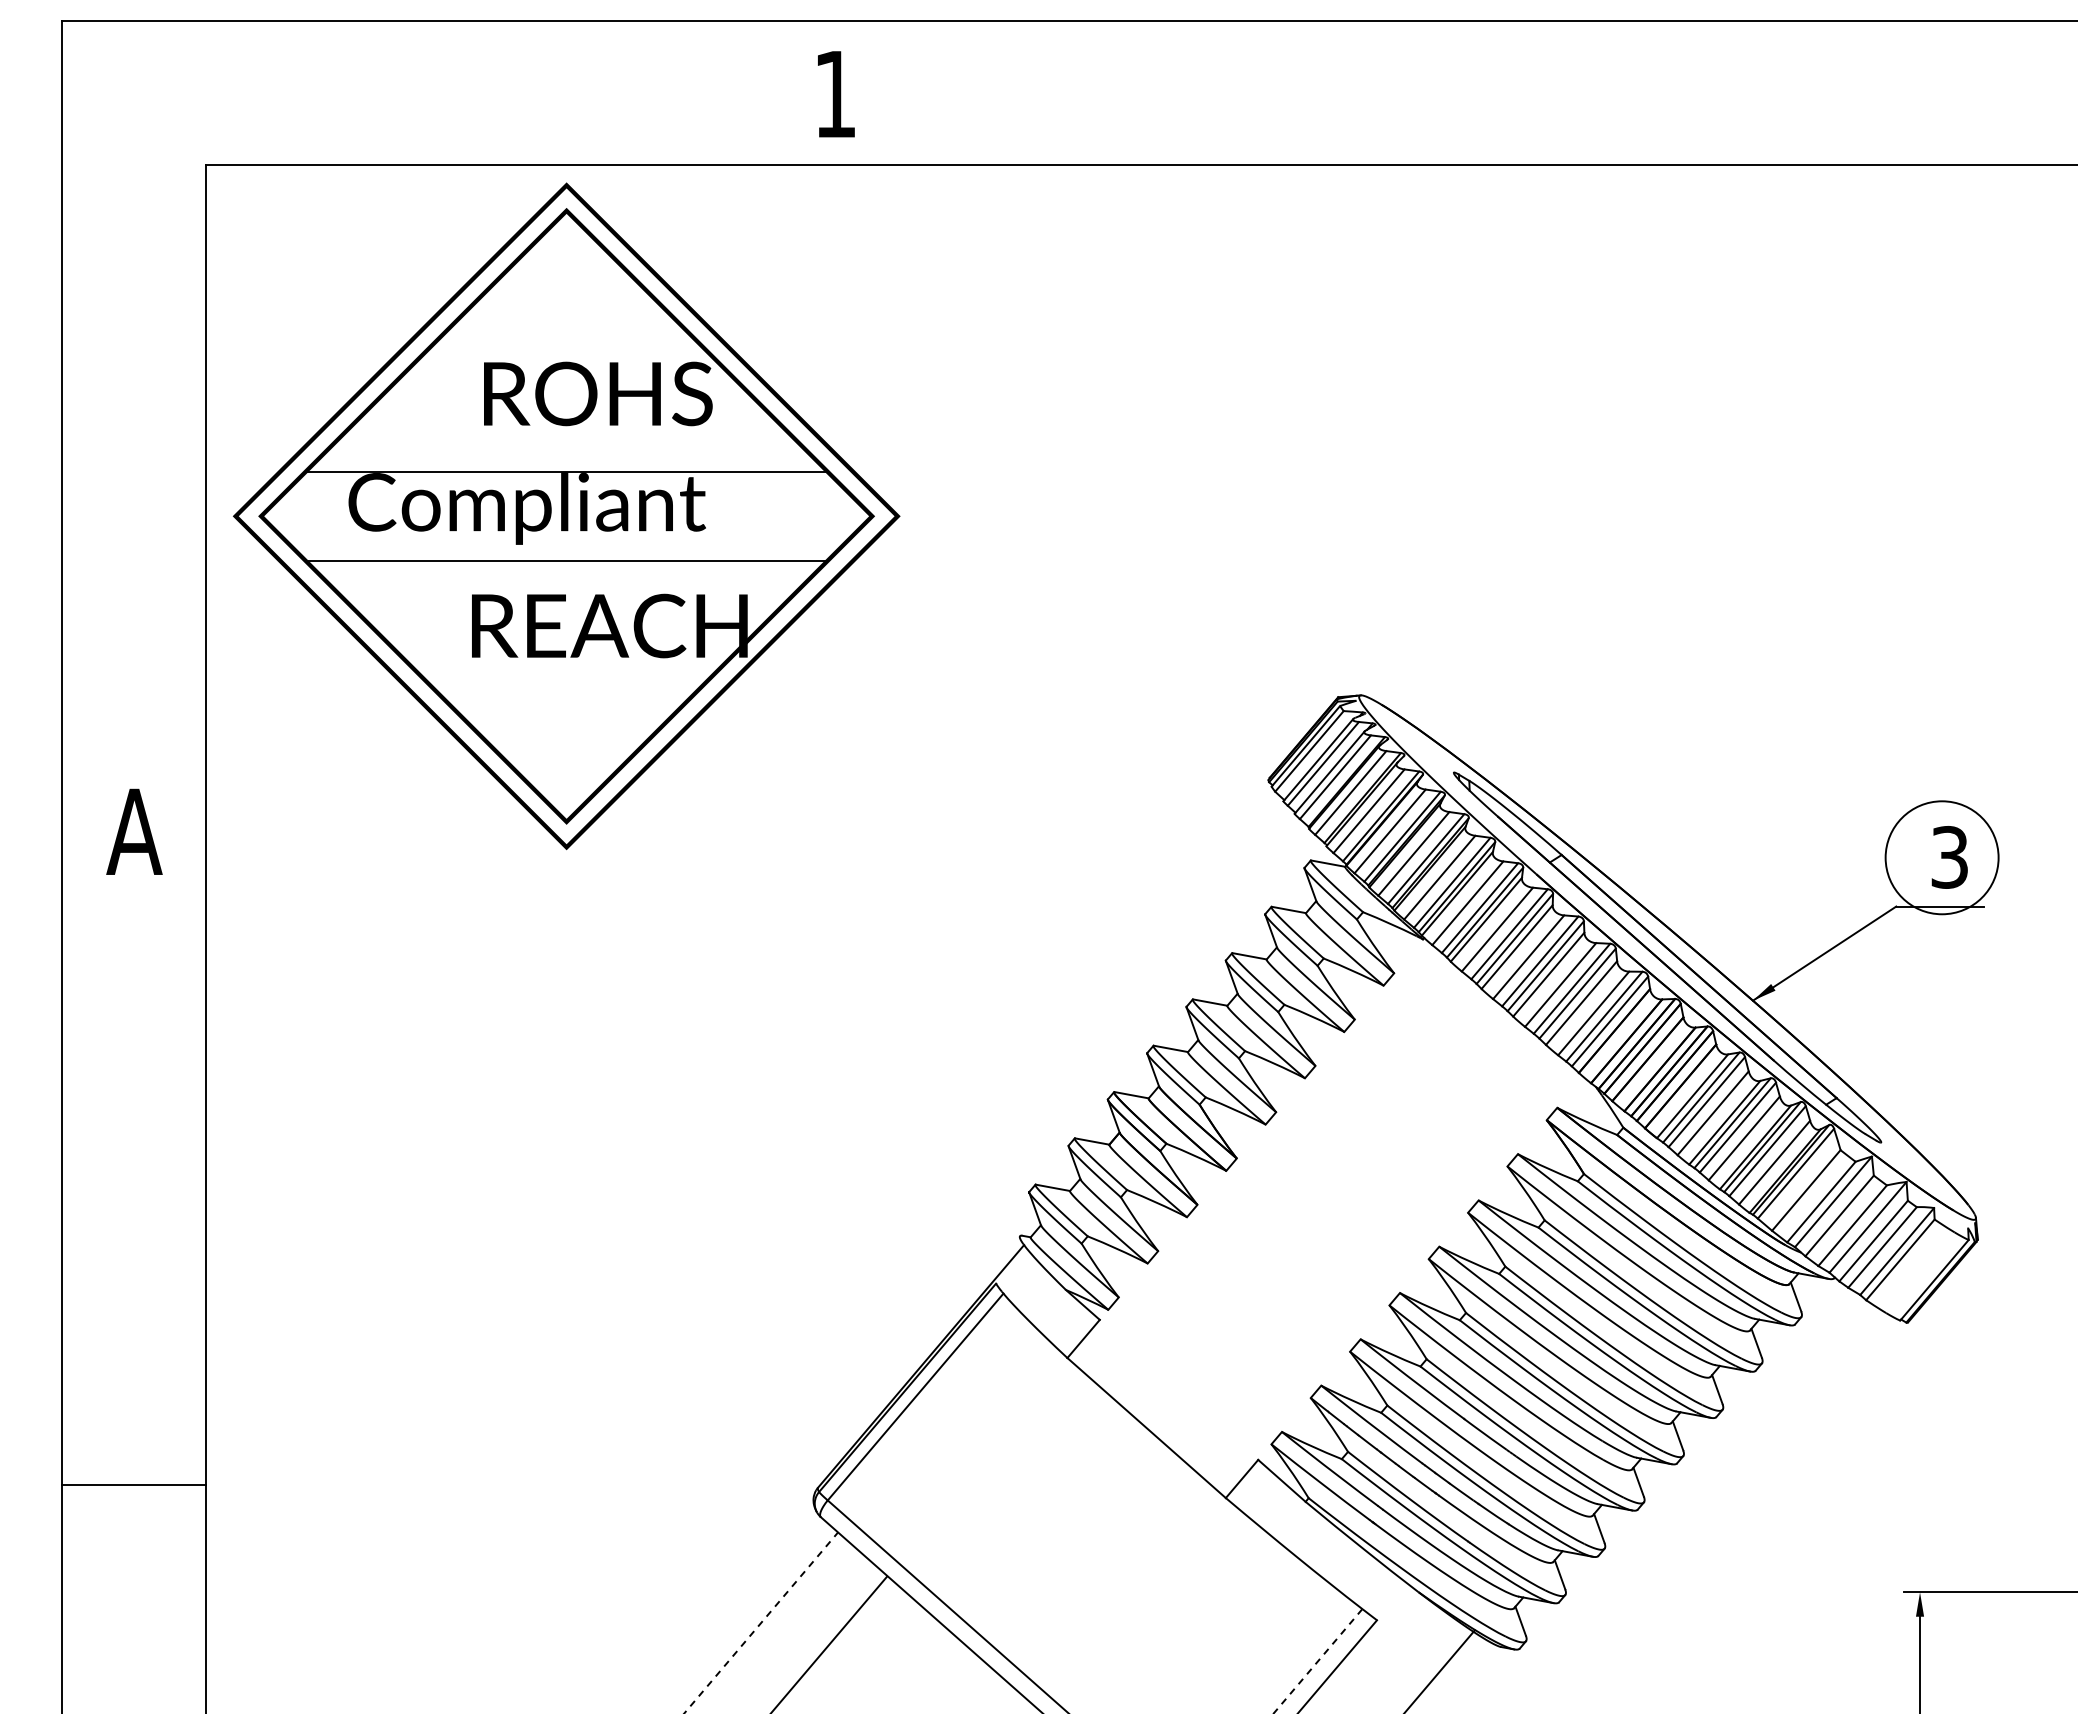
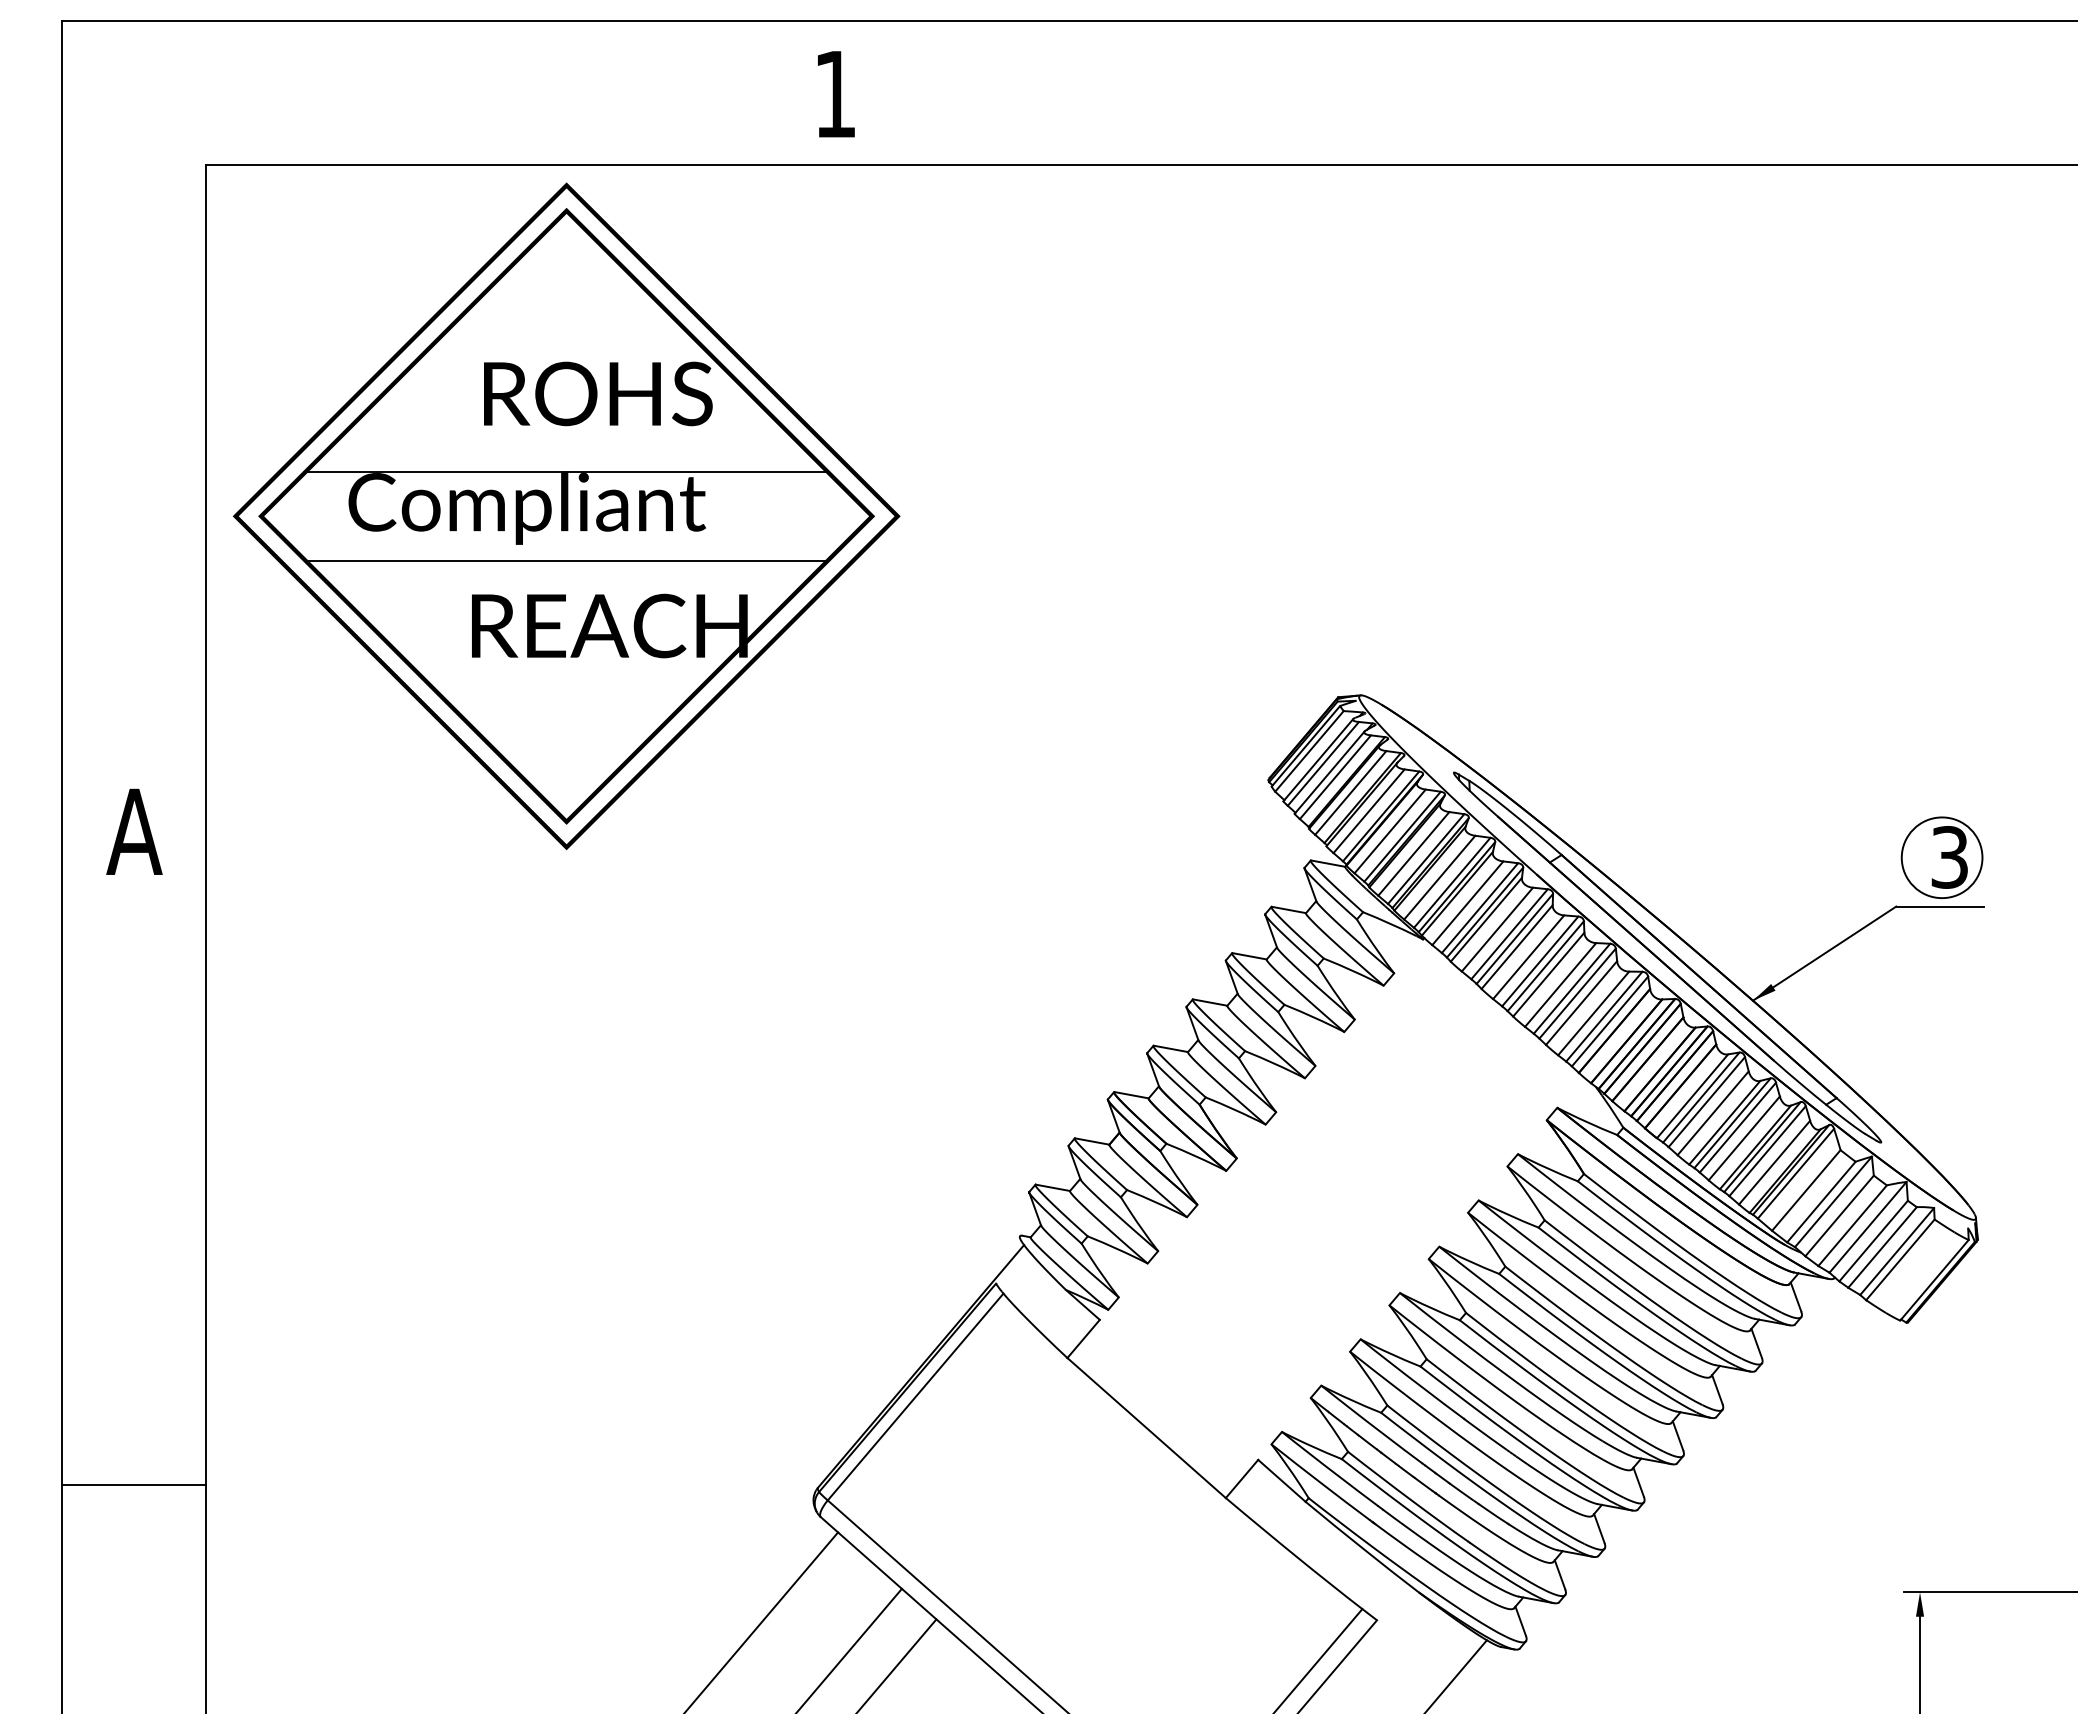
circle diameter: 113 px -> 81 px (1941, 857)
line: dashed -> solid (761, 1622)
line position: (829, 1643) -> (849, 1649) (849, 1649)
line: dashed -> solid (1317, 1661)
line: none -> present (897, 1664)
line position: (1440, 1670) -> (1456, 1675) (1456, 1675)
